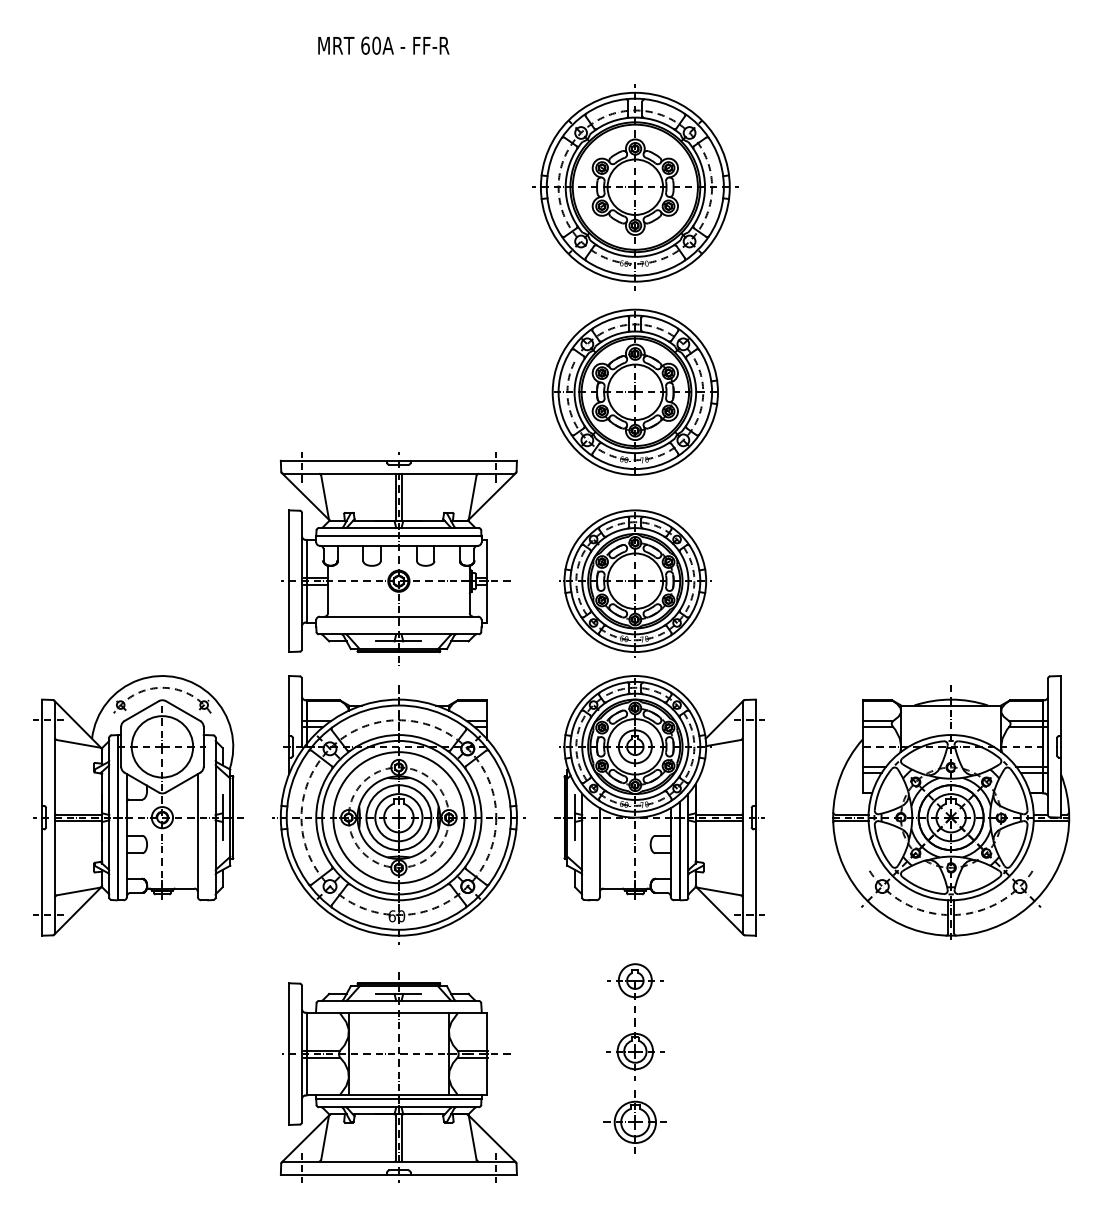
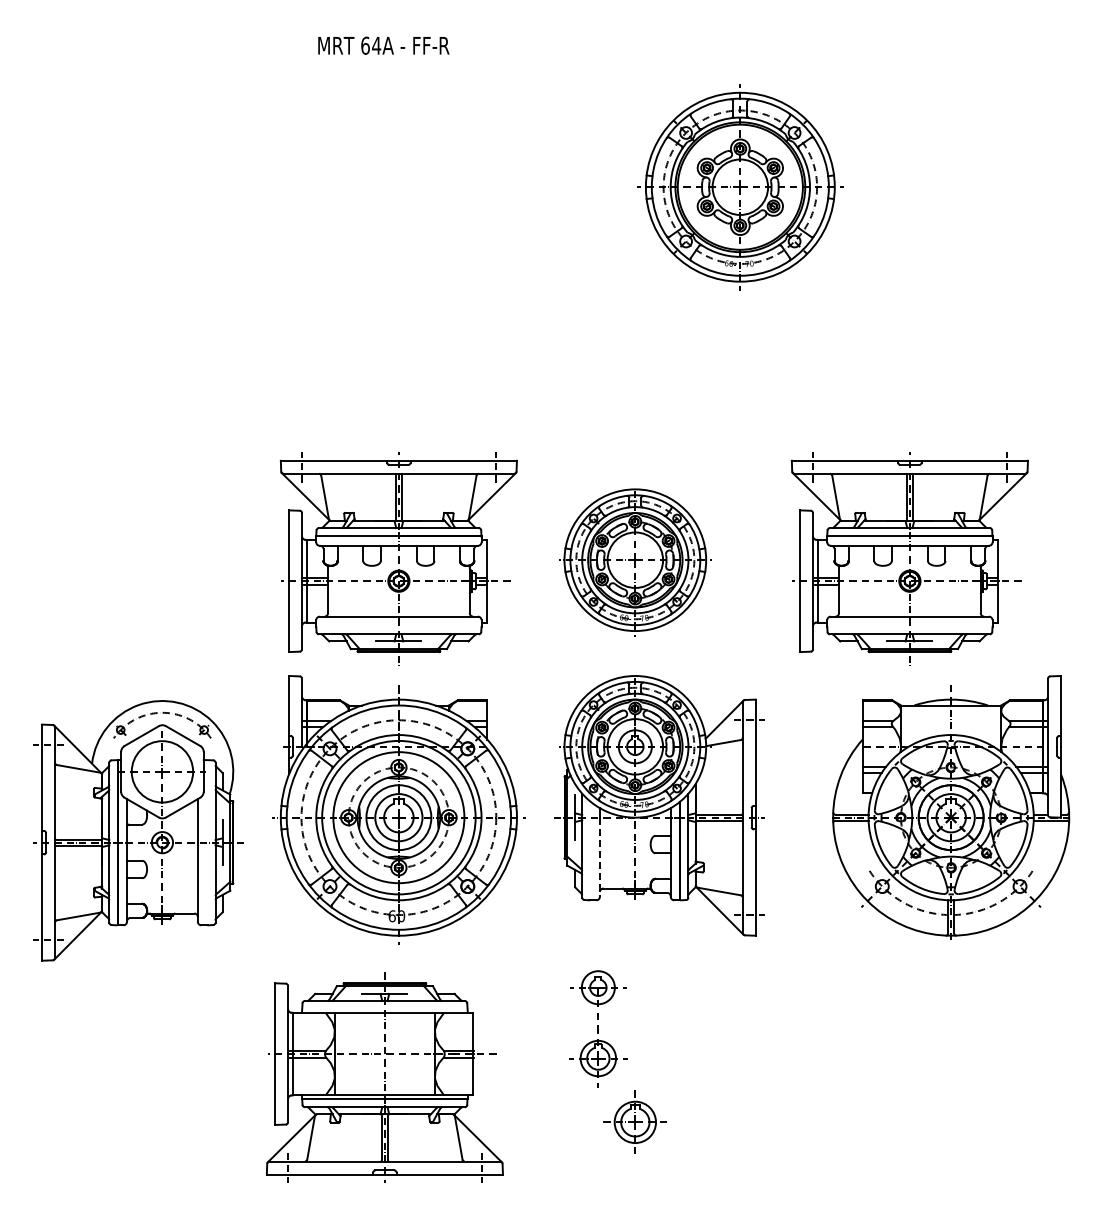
text: 60A -> 64A (376, 45)
part position: (635, 187) -> (740, 187) (740, 187)
part: present -> none (634, 391)
part: none -> present (909, 558)
part position: (635, 583) -> (635, 562) (635, 562)
part position: (138, 805) -> (138, 830) (138, 830)
line: solid -> dashed (599, 857)
part position: (635, 1021) -> (598, 1028) (598, 1028)
part position: (398, 1077) -> (384, 1077) (384, 1077)
